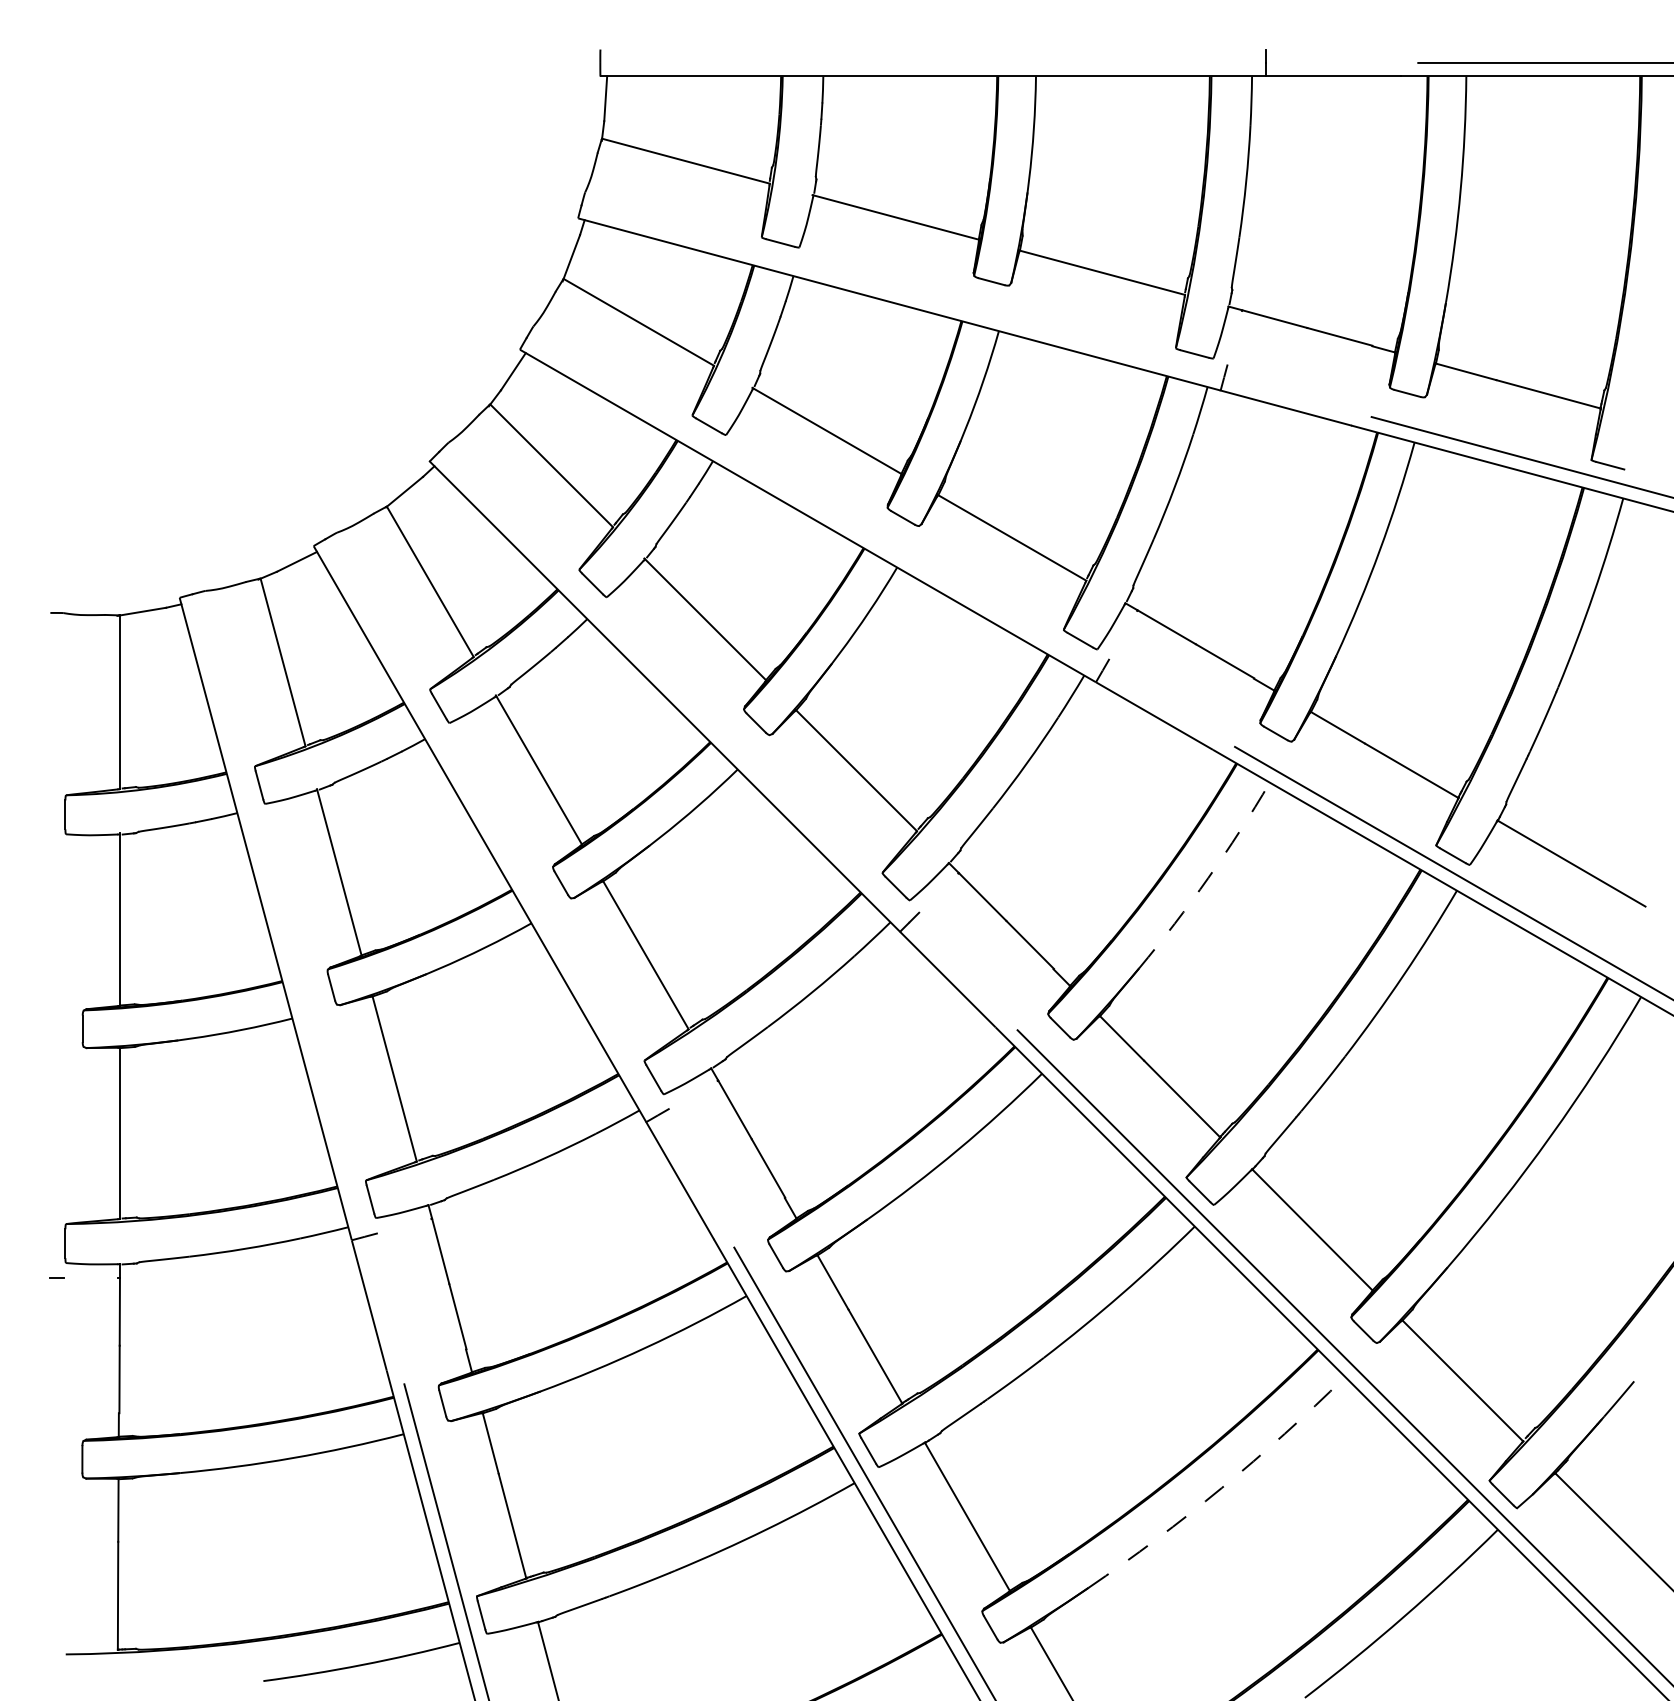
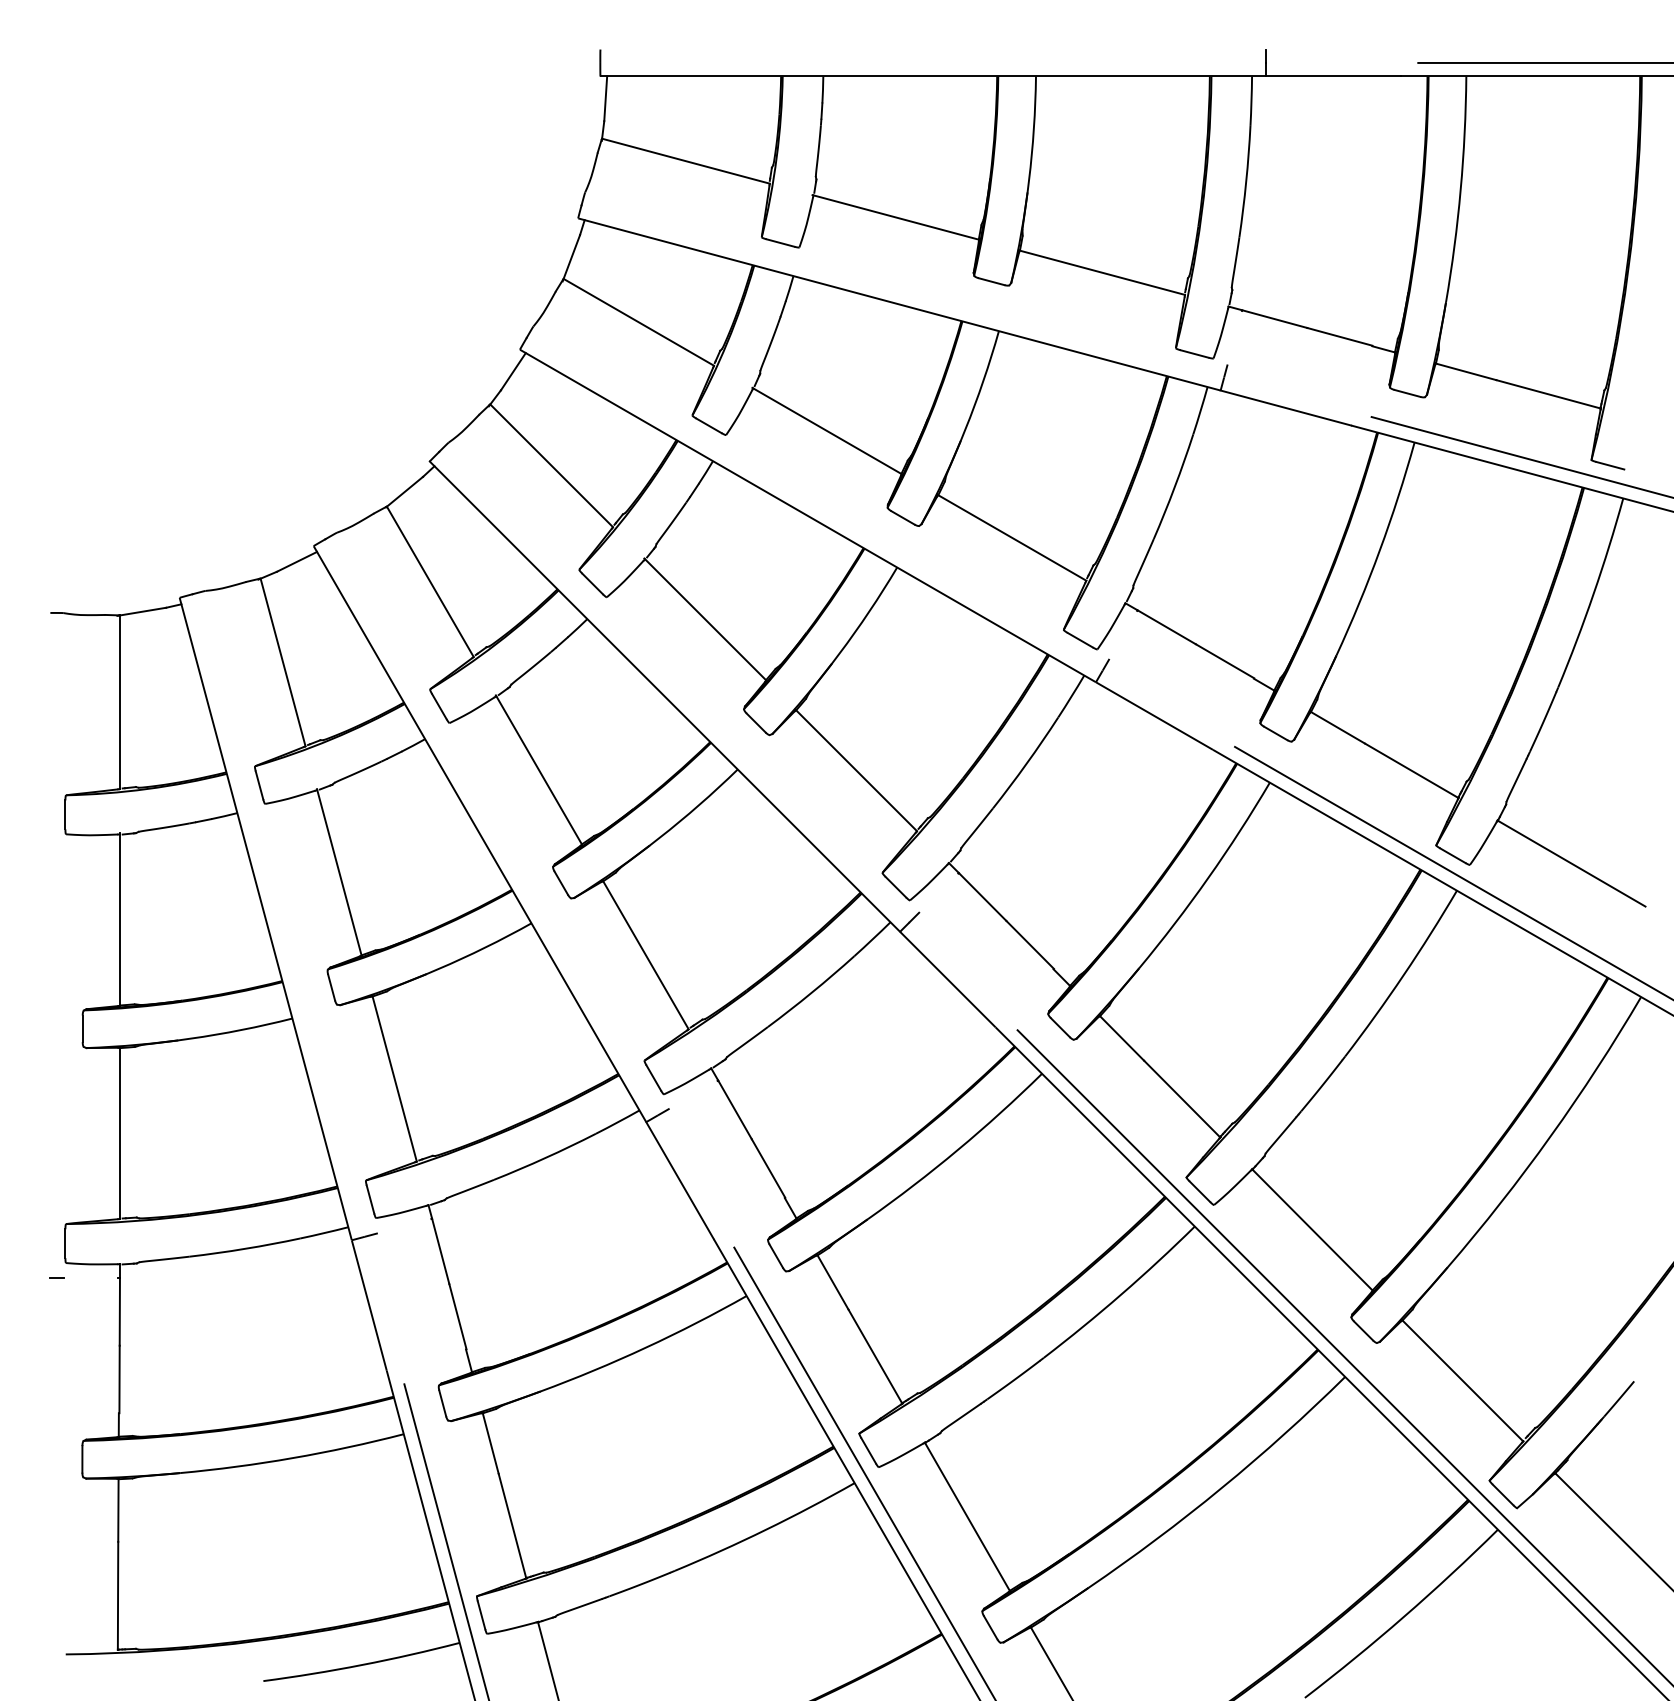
arc: dashed -> solid (1208, 878)
arc: dashed -> solid (1221, 1488)
